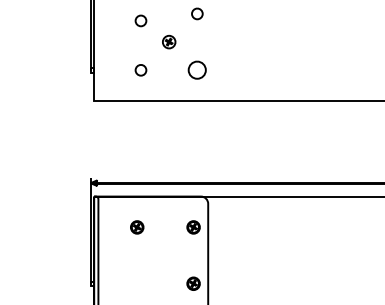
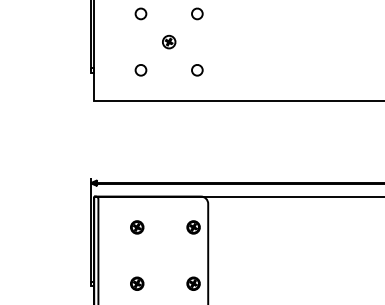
part position: (140, 20) -> (140, 13) (140, 13)
part size: 20x20 px -> 13x13 px (197, 70)
part: none -> present (137, 283)
